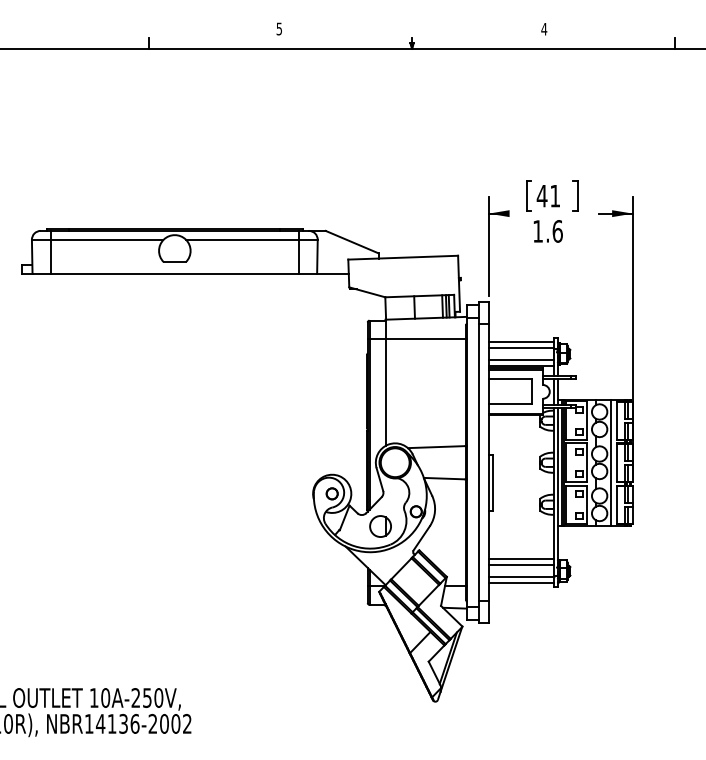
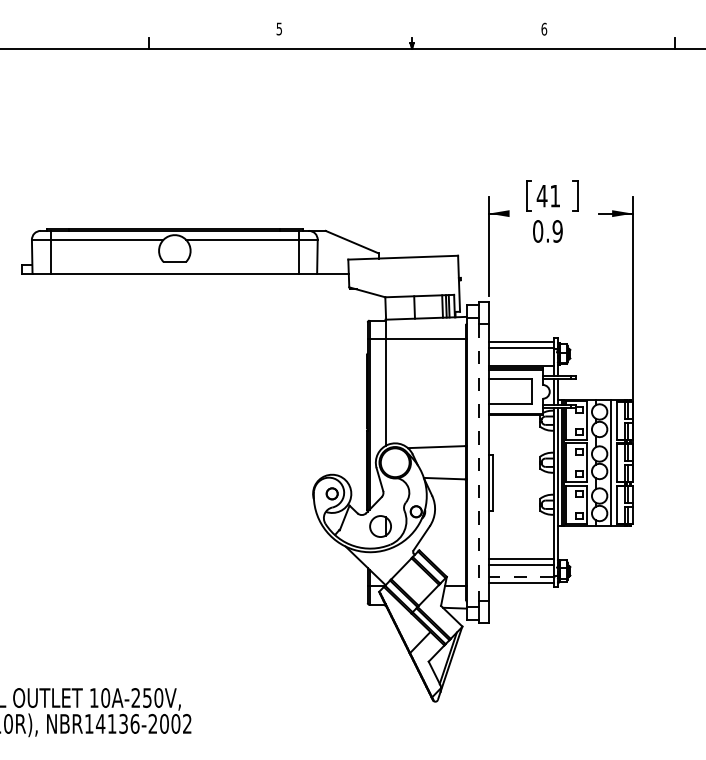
text: 4 -> 6 (544, 28)
text: 1.6 -> 0.9 (547, 231)
line: present -> none (520, 360)
line: solid -> dashed (478, 463)
line: solid -> dashed (520, 577)
